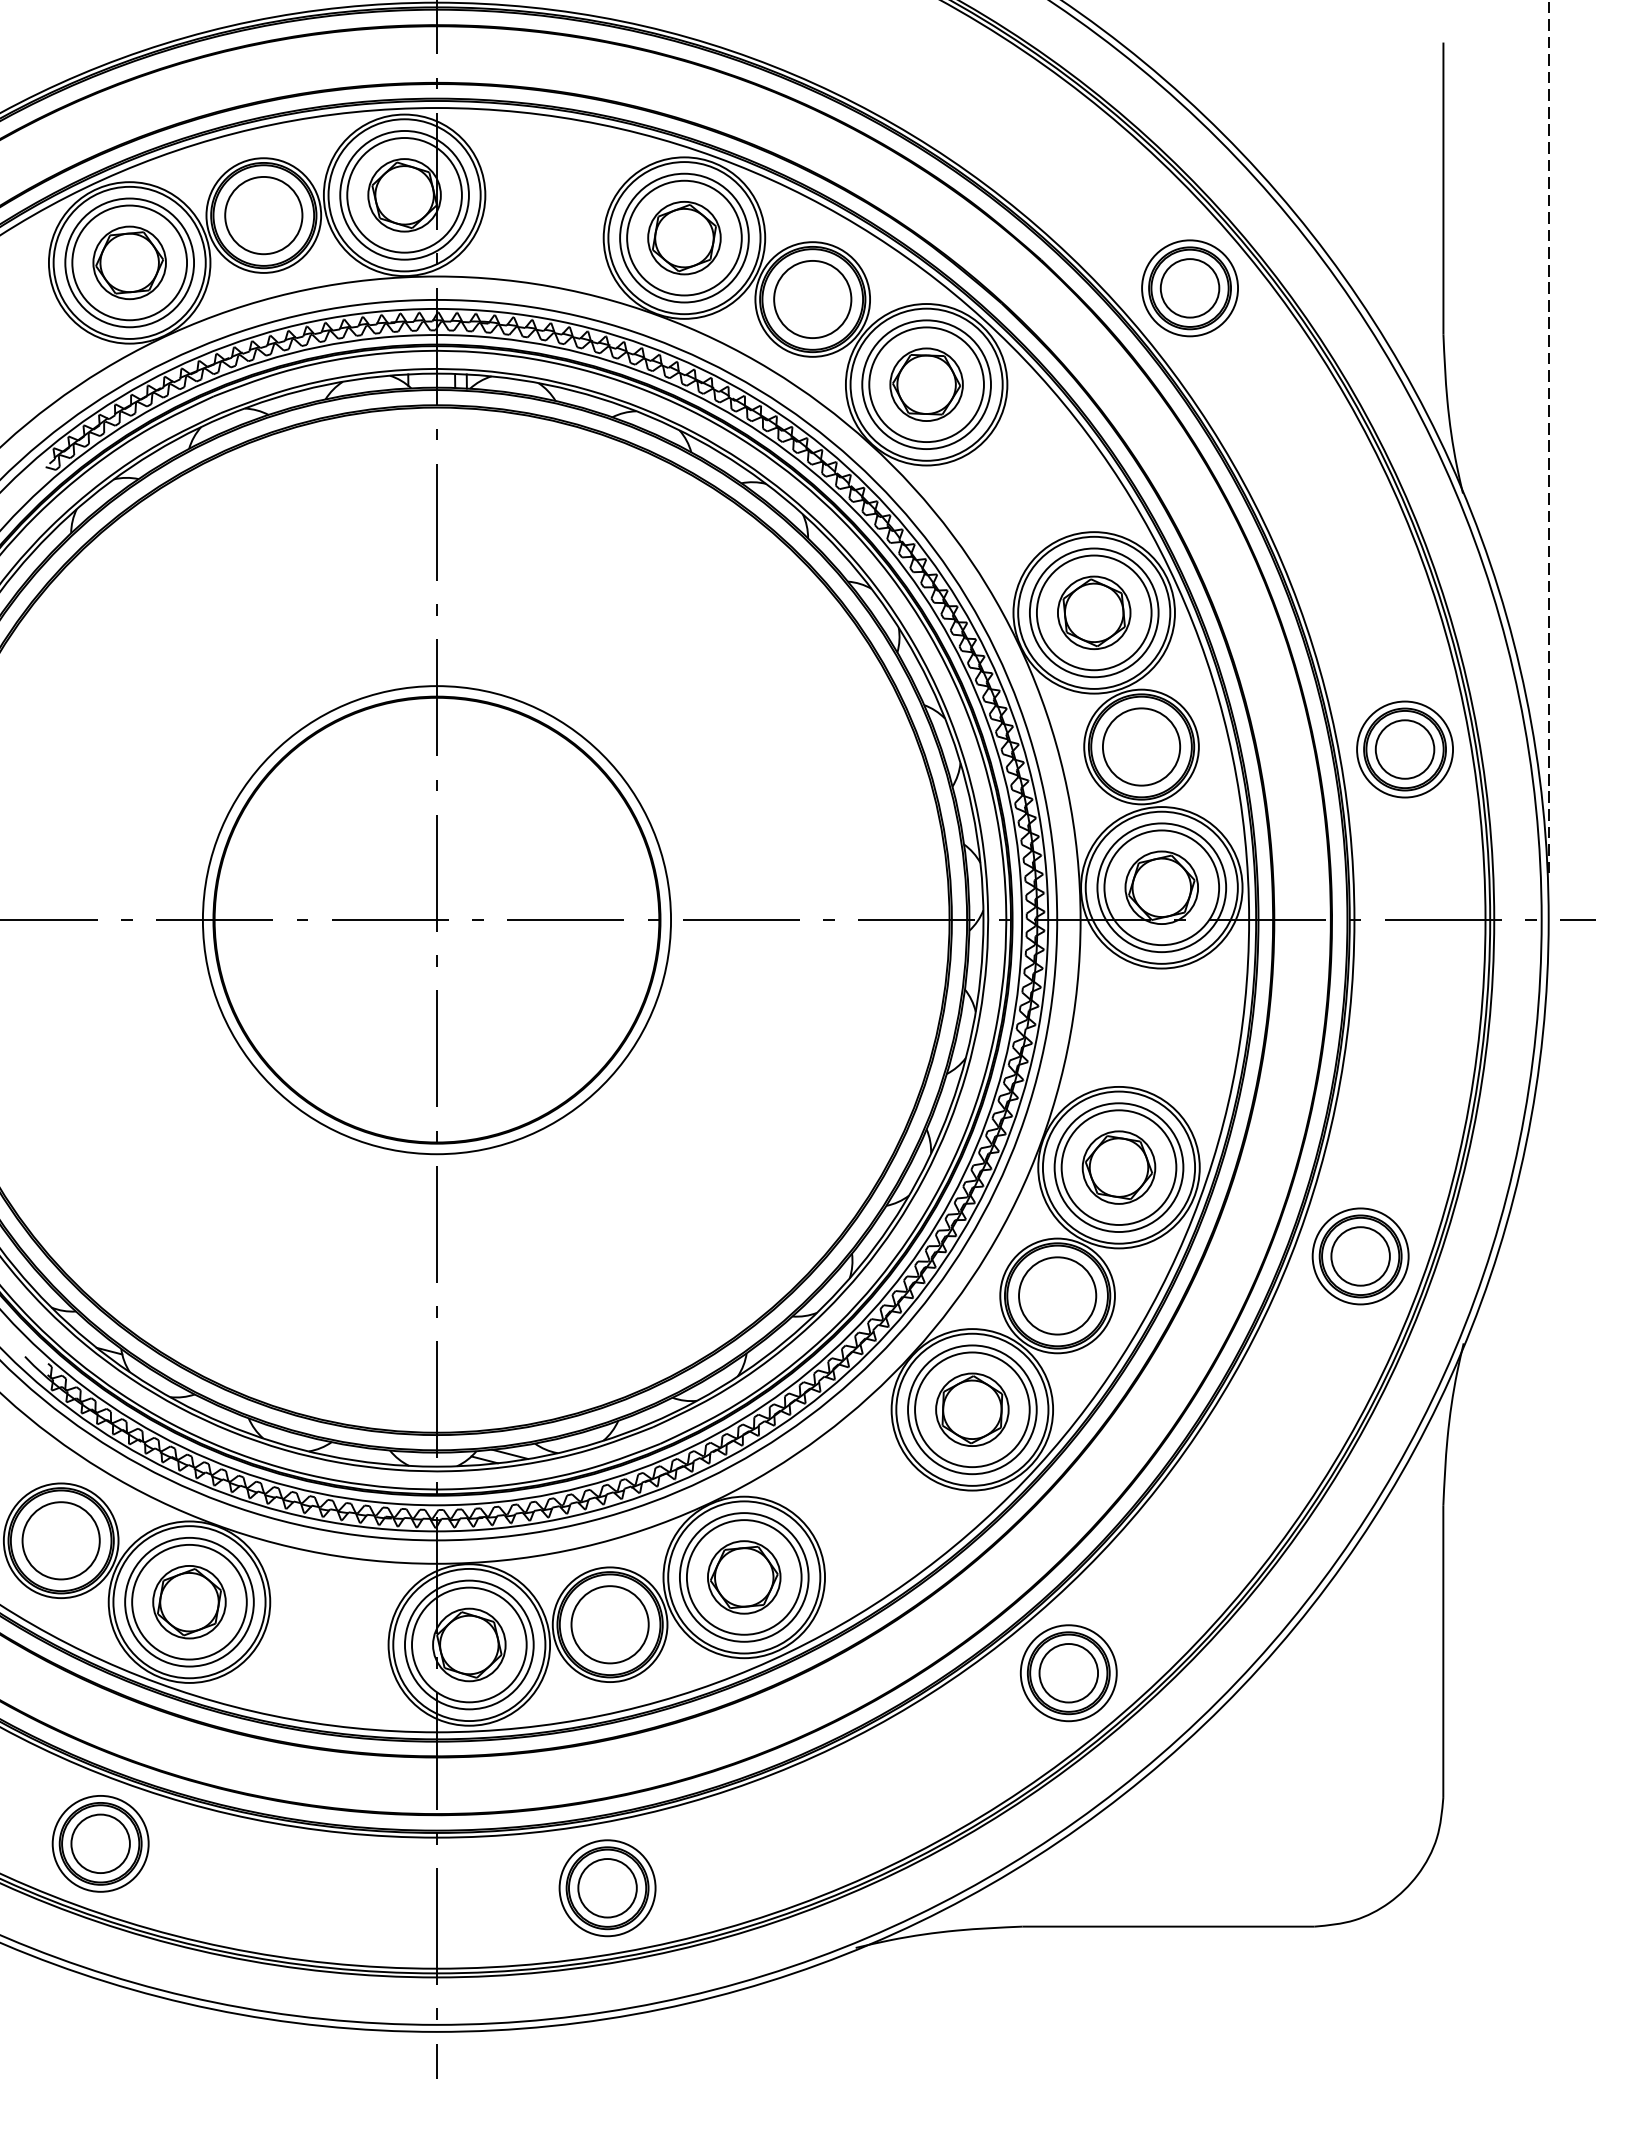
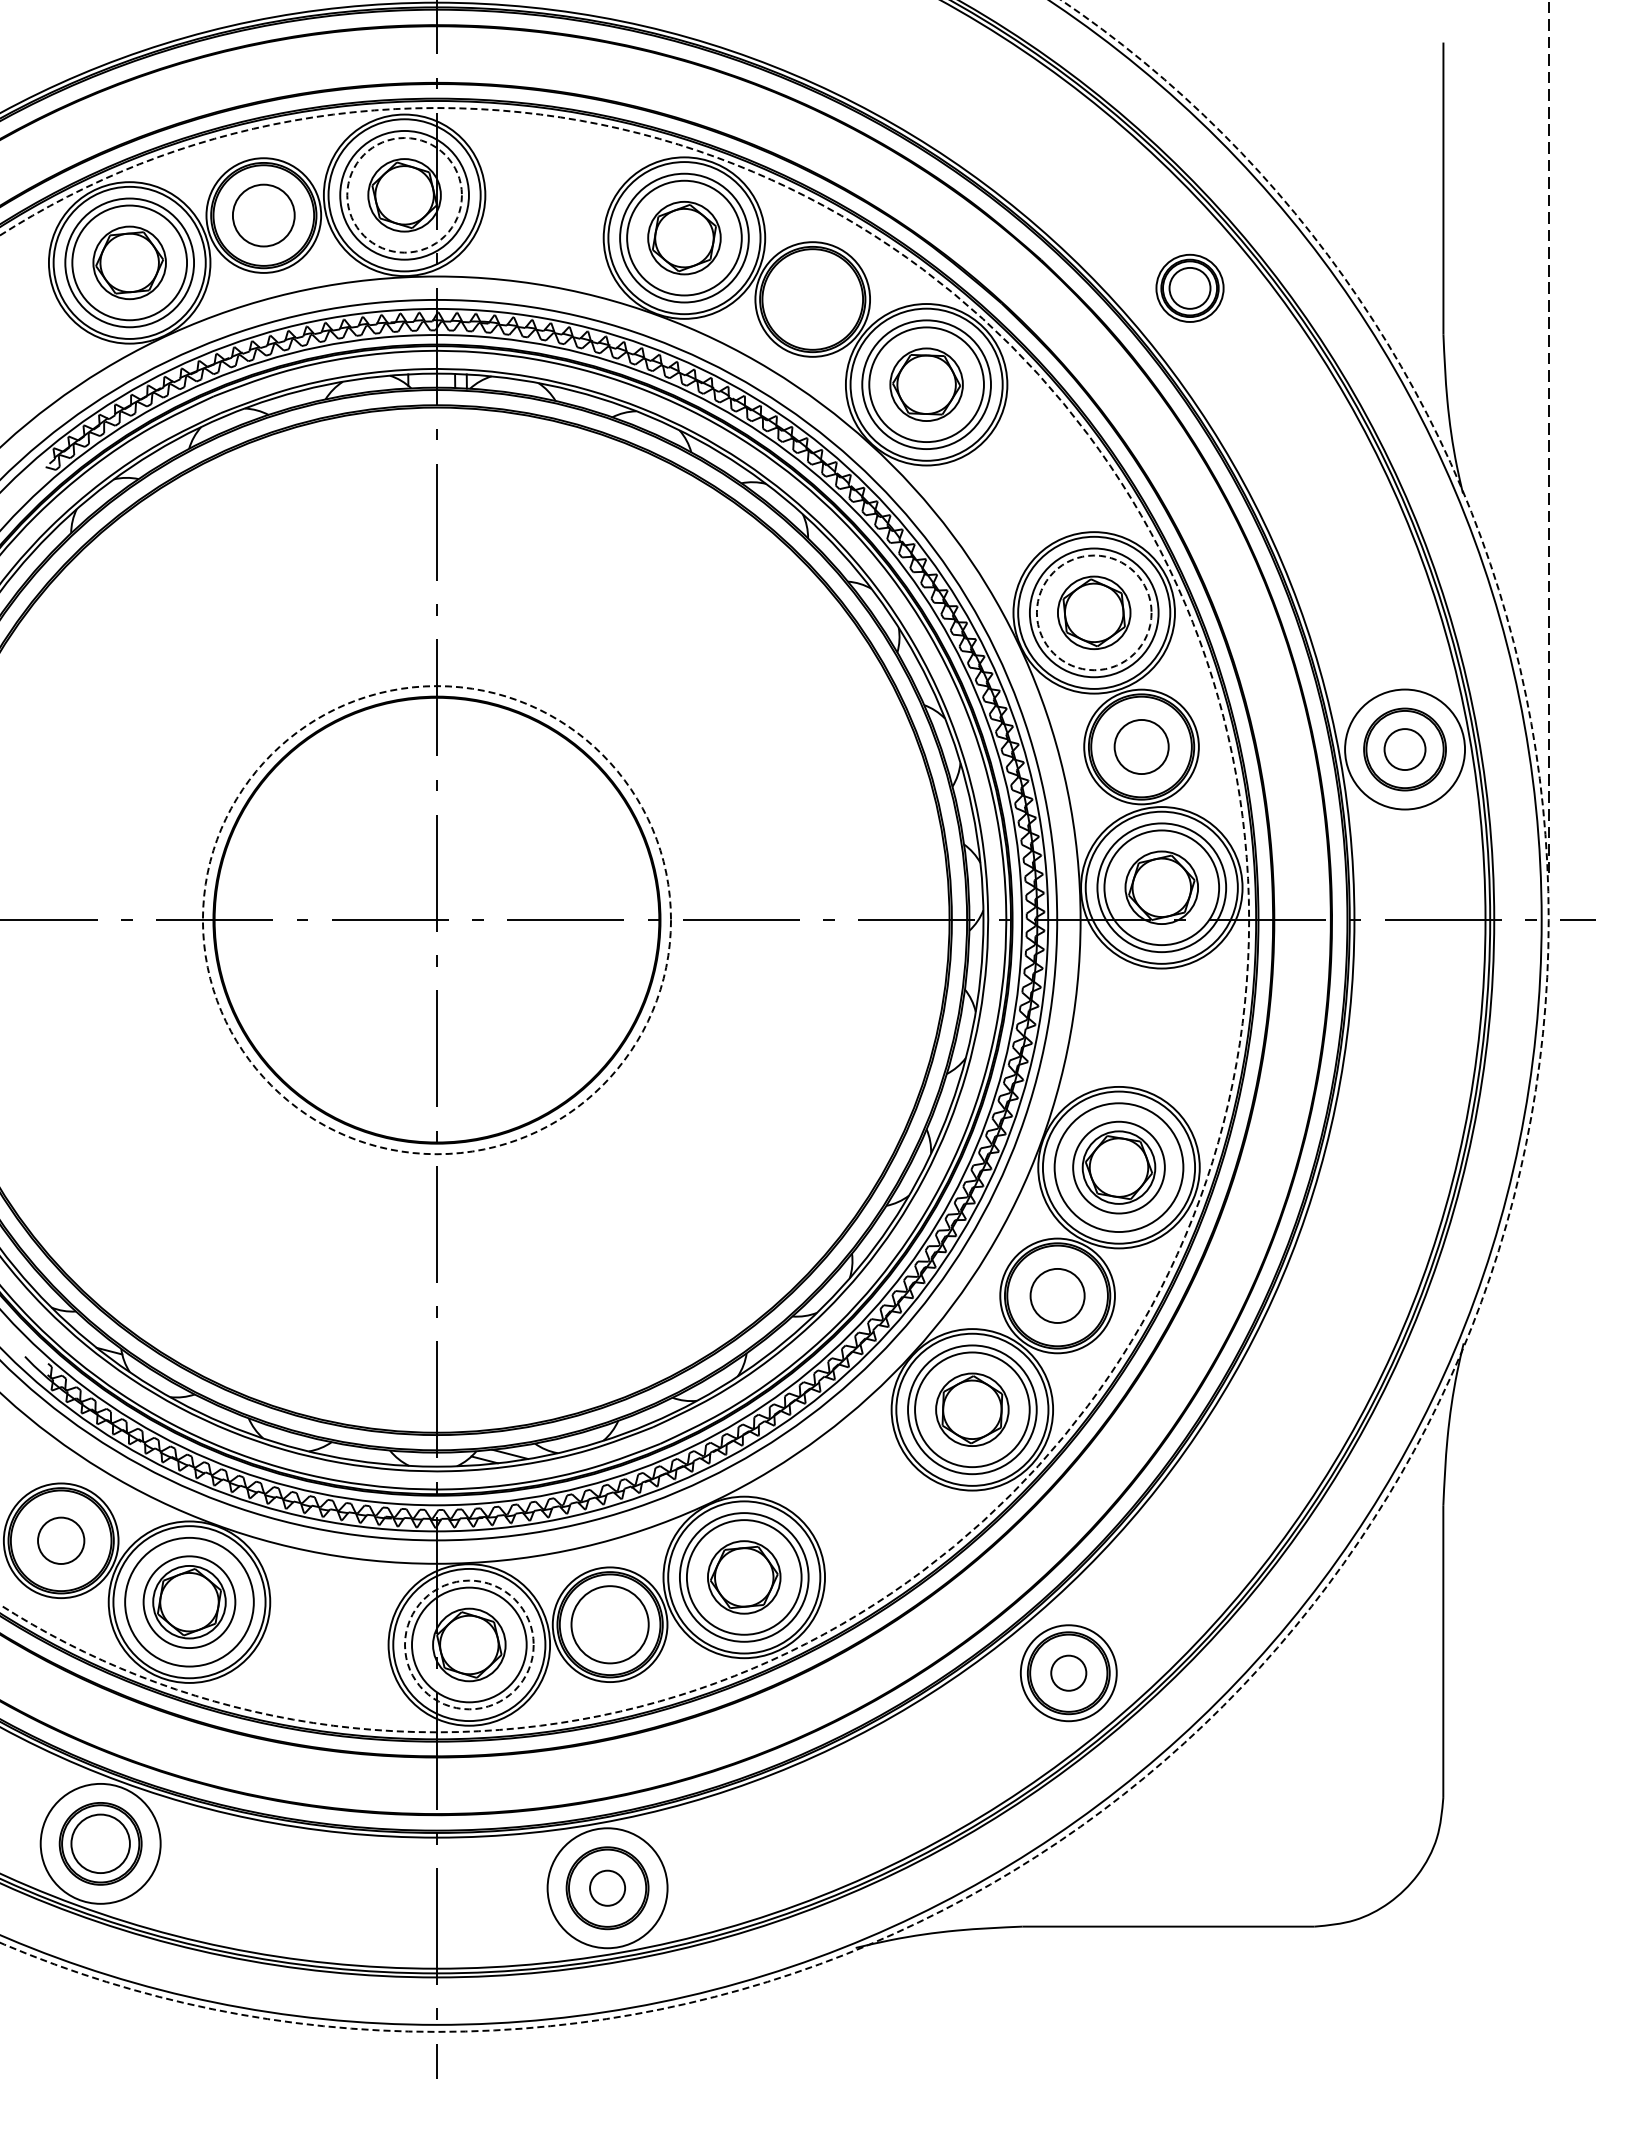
circle: solid -> dashed (404, 195)
circle diameter: 77 px -> 62 px (263, 215)
part size: 98x99 px -> 70x70 px (1189, 287)
circle: present -> none (812, 299)
circle: solid -> dashed (1093, 612)
circle size: 80x80 px -> 57x56 px (1141, 746)
circle diameter: 59 px -> 41 px (1404, 749)
circle diameter: 96 px -> 120 px (1405, 749)
circle: solid -> dashed (436, 920)
circle: solid -> dashed (624, 920)
circle: solid -> dashed (774, 1015)
circle diameter: 115 px -> 92 px (1118, 1167)
part: present -> none (1360, 1256)
circle diameter: 77 px -> 54 px (1057, 1295)
circle diameter: 77 px -> 46 px (61, 1540)
circle diameter: 115 px -> 92 px (189, 1602)
circle: solid -> dashed (468, 1644)
circle diameter: 59 px -> 35 px (1068, 1672)
circle diameter: 96 px -> 120 px (100, 1843)
circle diameter: 59 px -> 35 px (607, 1887)
circle diameter: 96 px -> 120 px (607, 1888)
